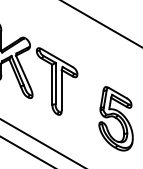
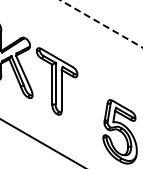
line: solid -> dashed (101, 23)
part position: (115, 118) -> (119, 131) (119, 131)
line: present -> none (26, 151)
